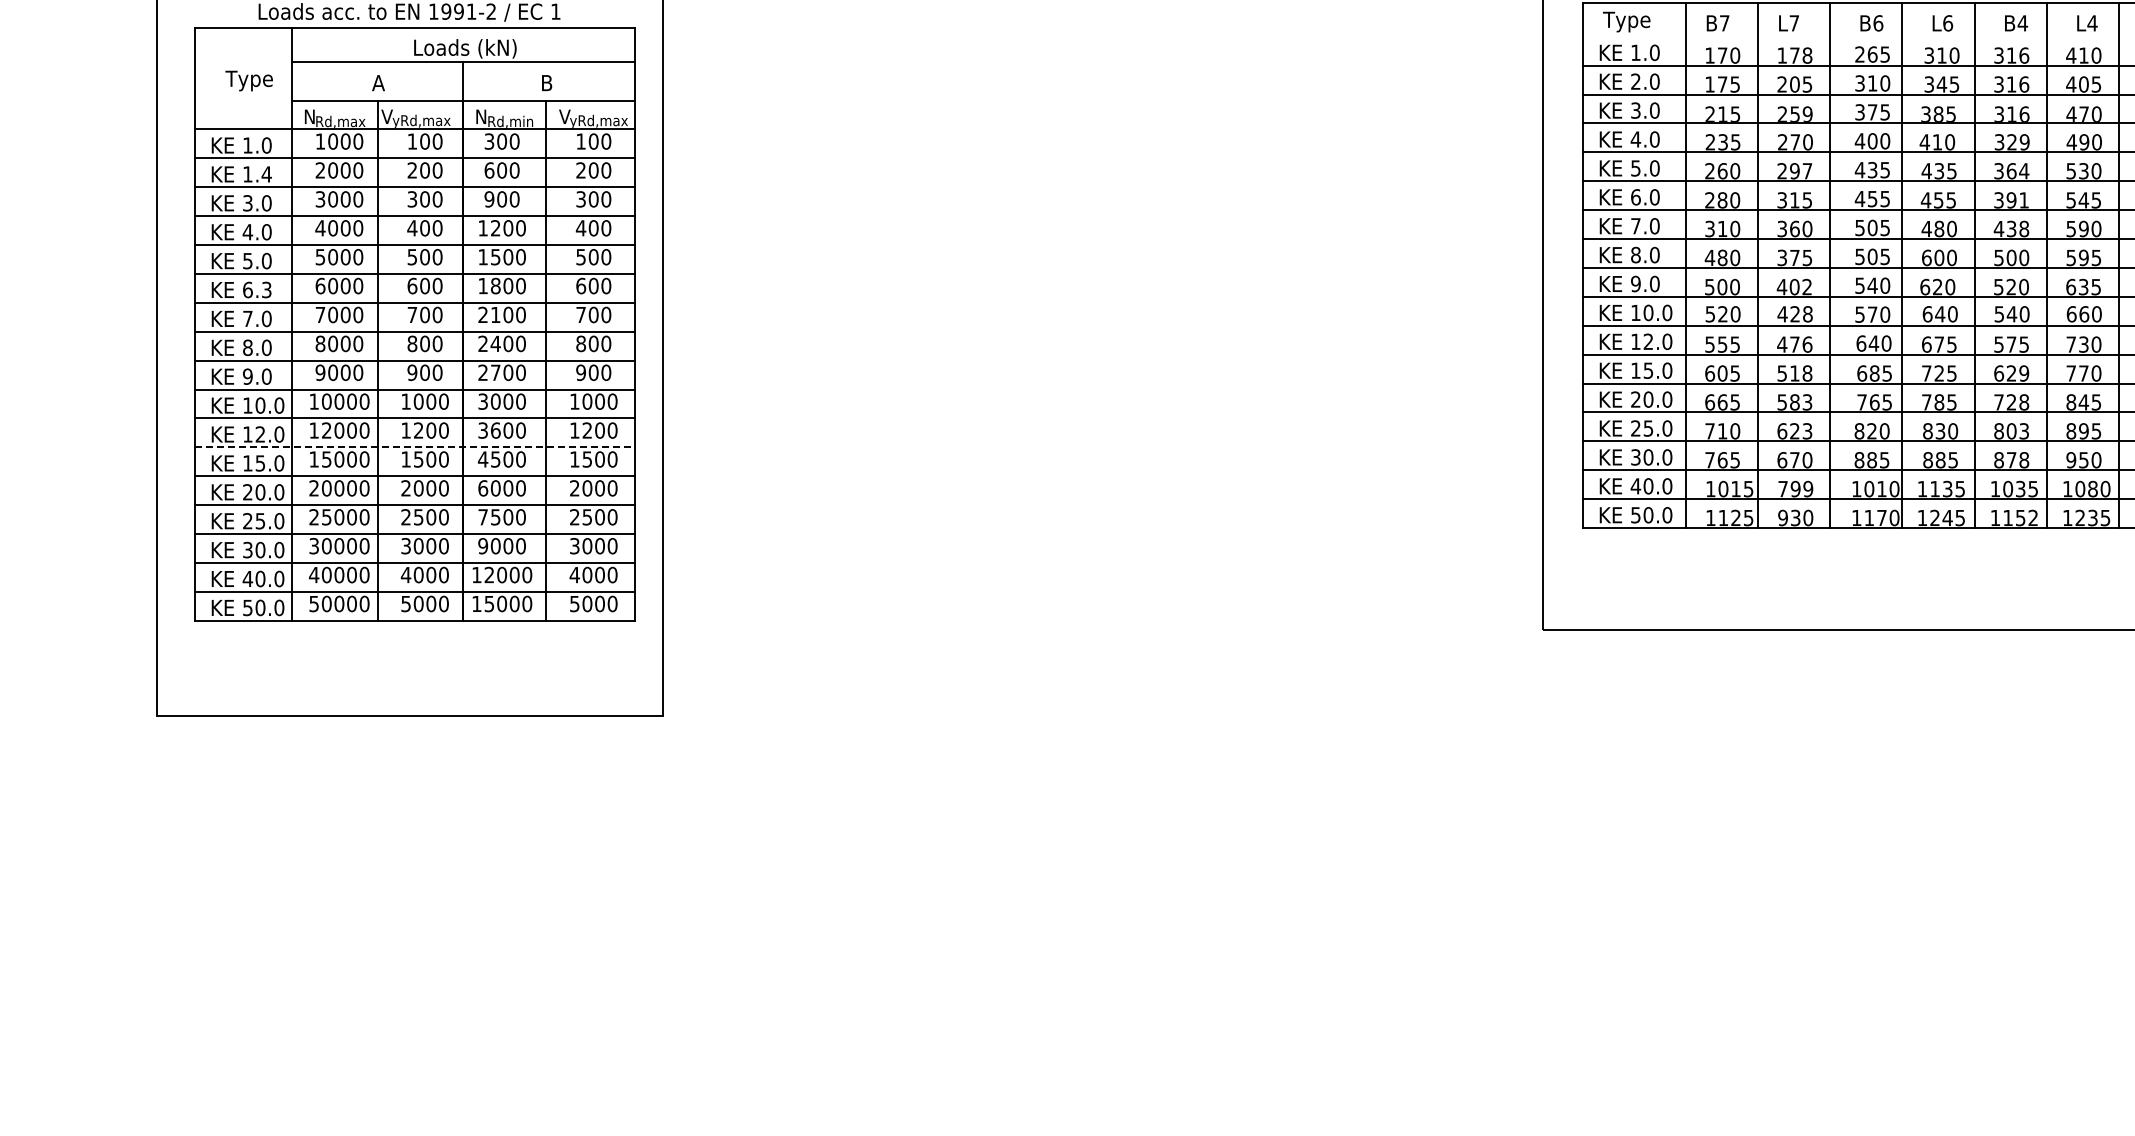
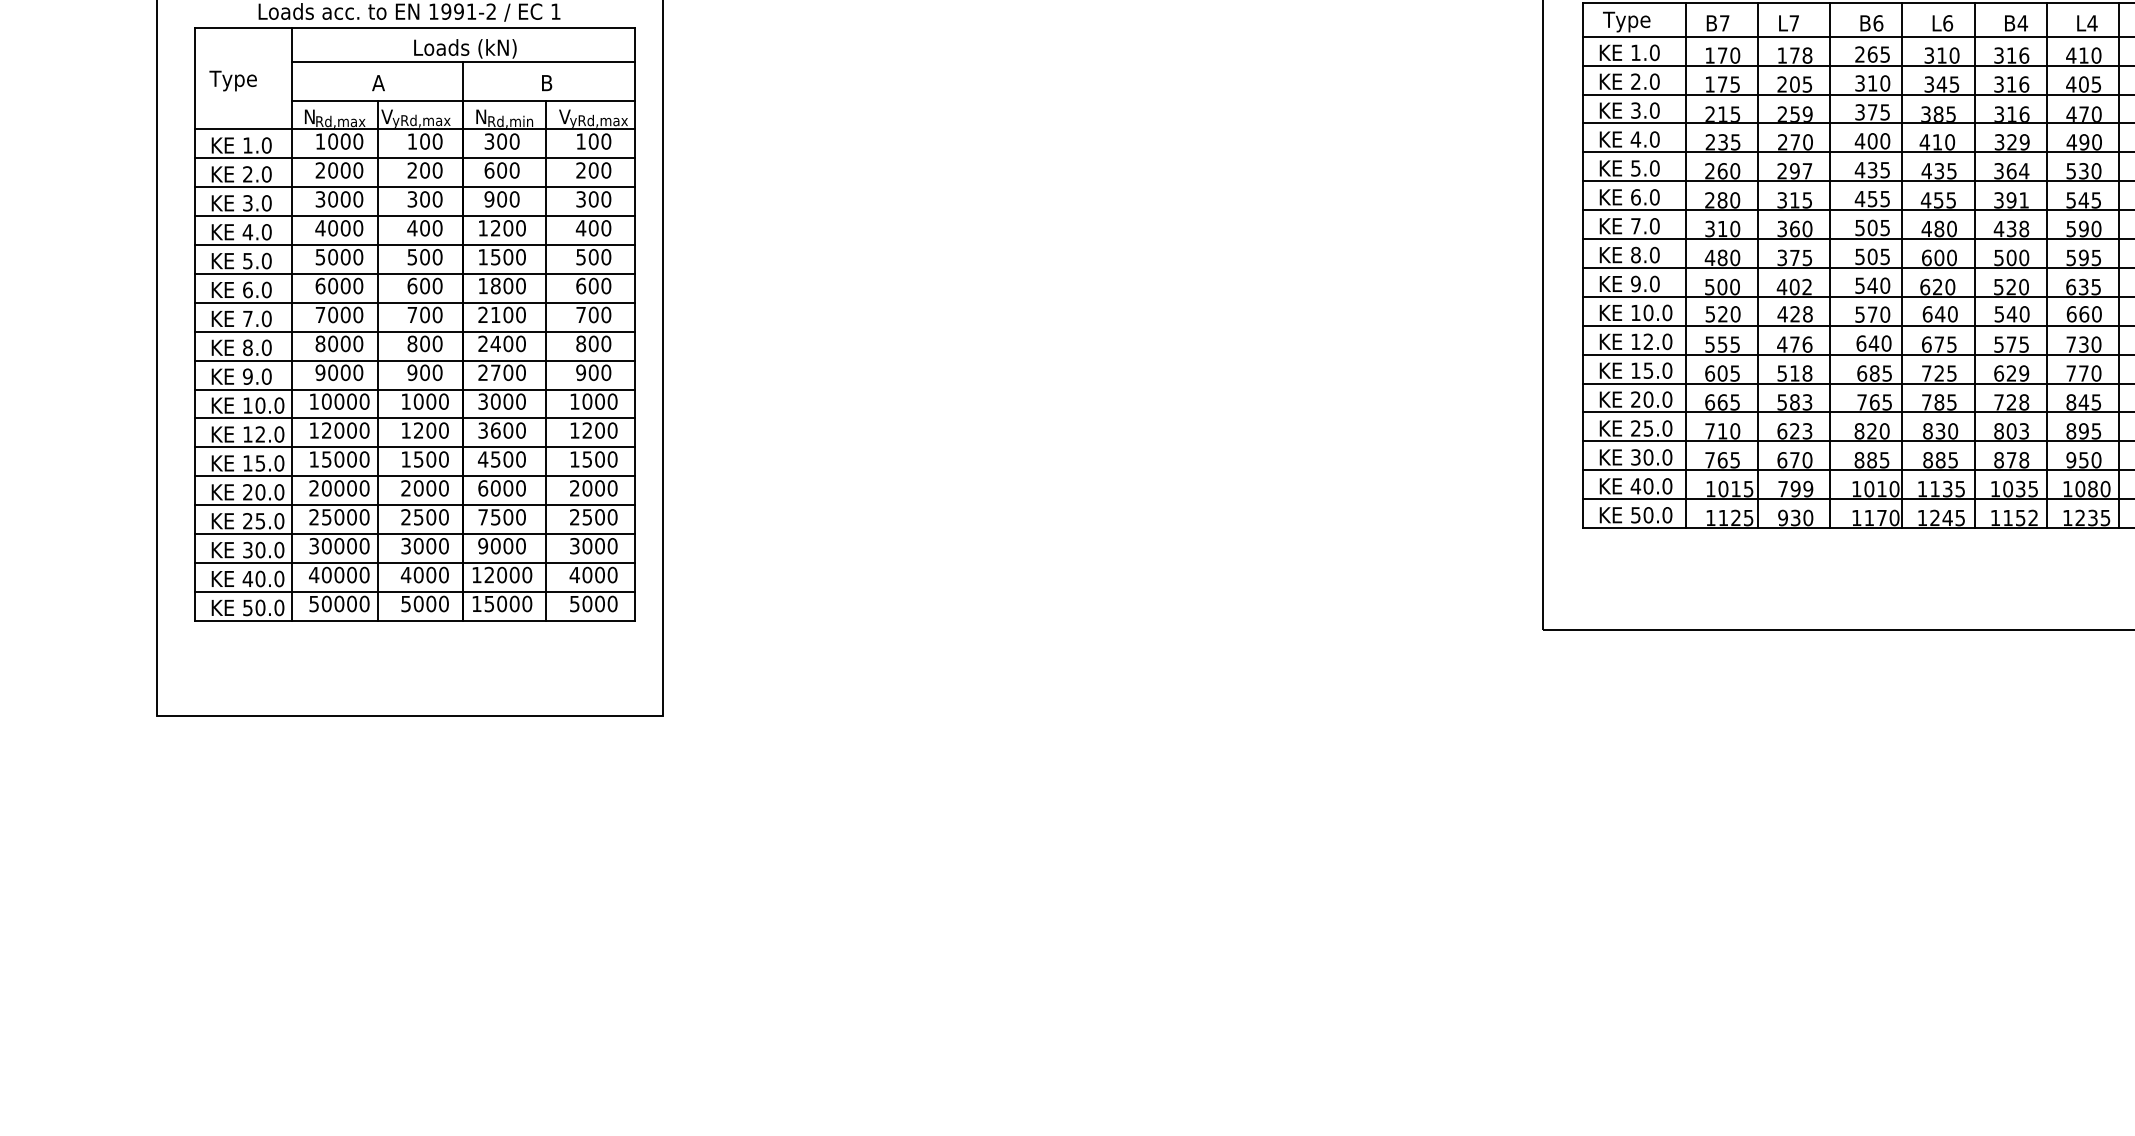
line: none -> present (1857, 36)
text position: (248, 80) -> (232, 80) (232, 80)
text: 1.4 -> 2.0 (257, 174)
text: 6.3 -> 6.0 (266, 289)
line: dashed -> solid (414, 447)
